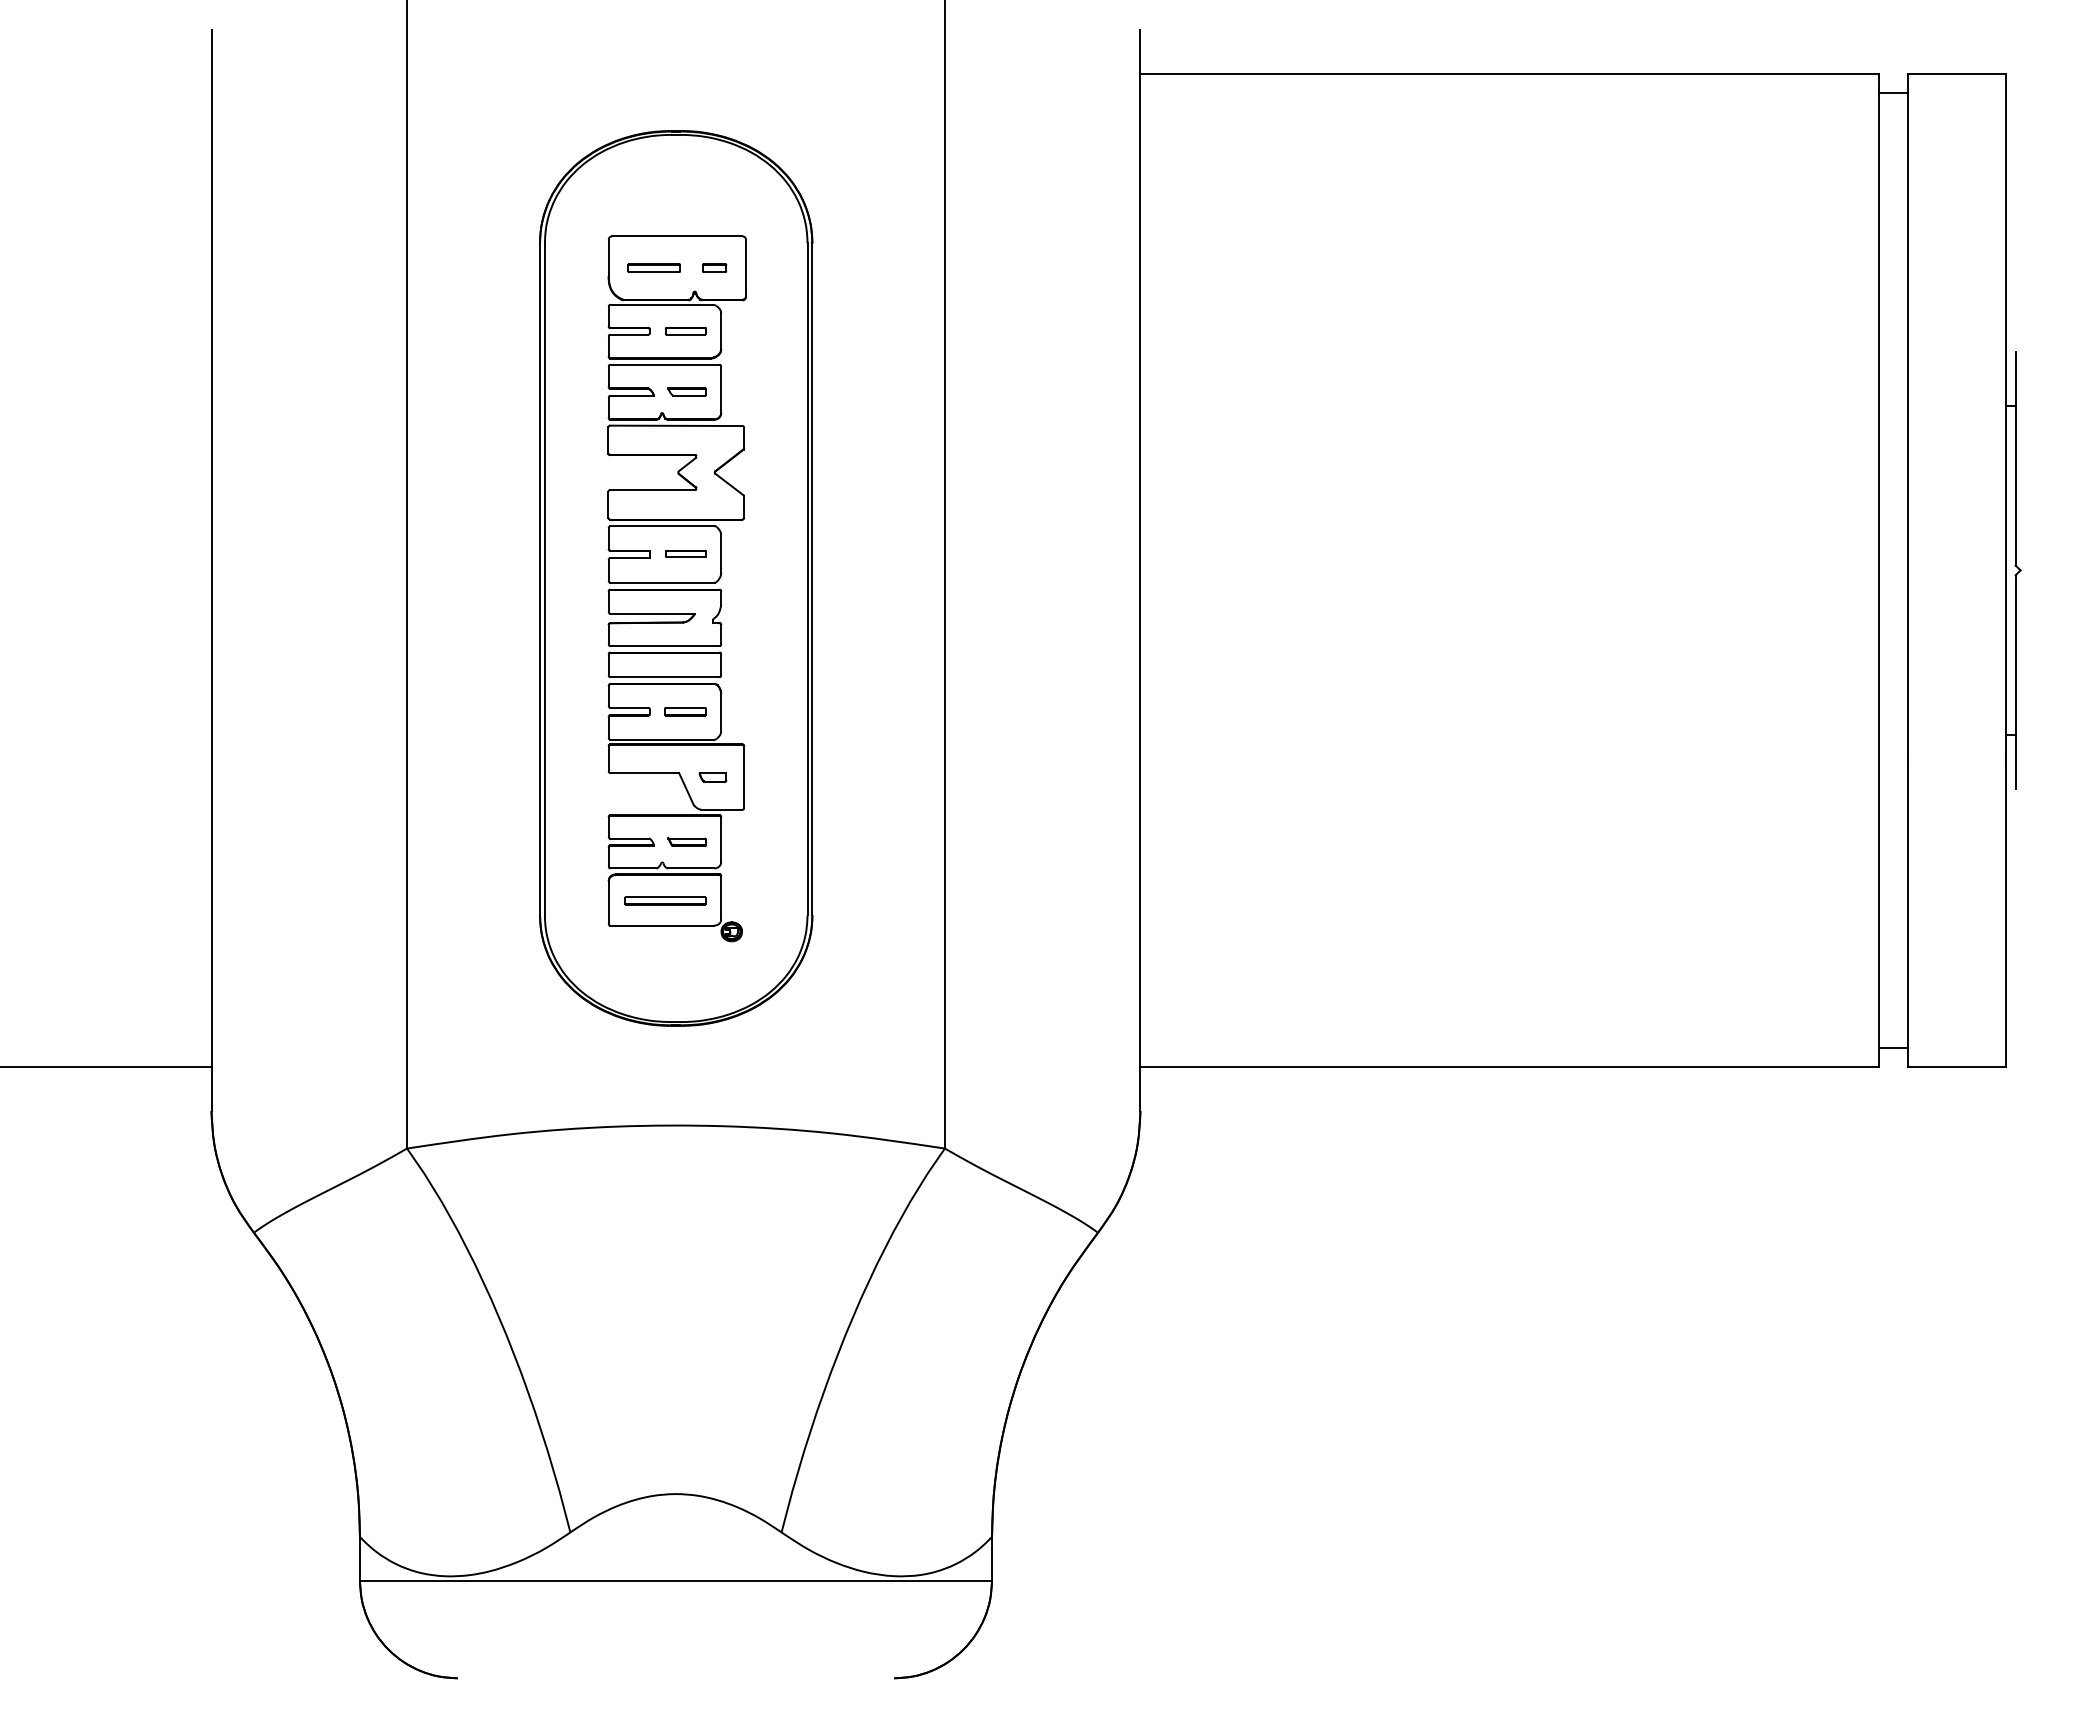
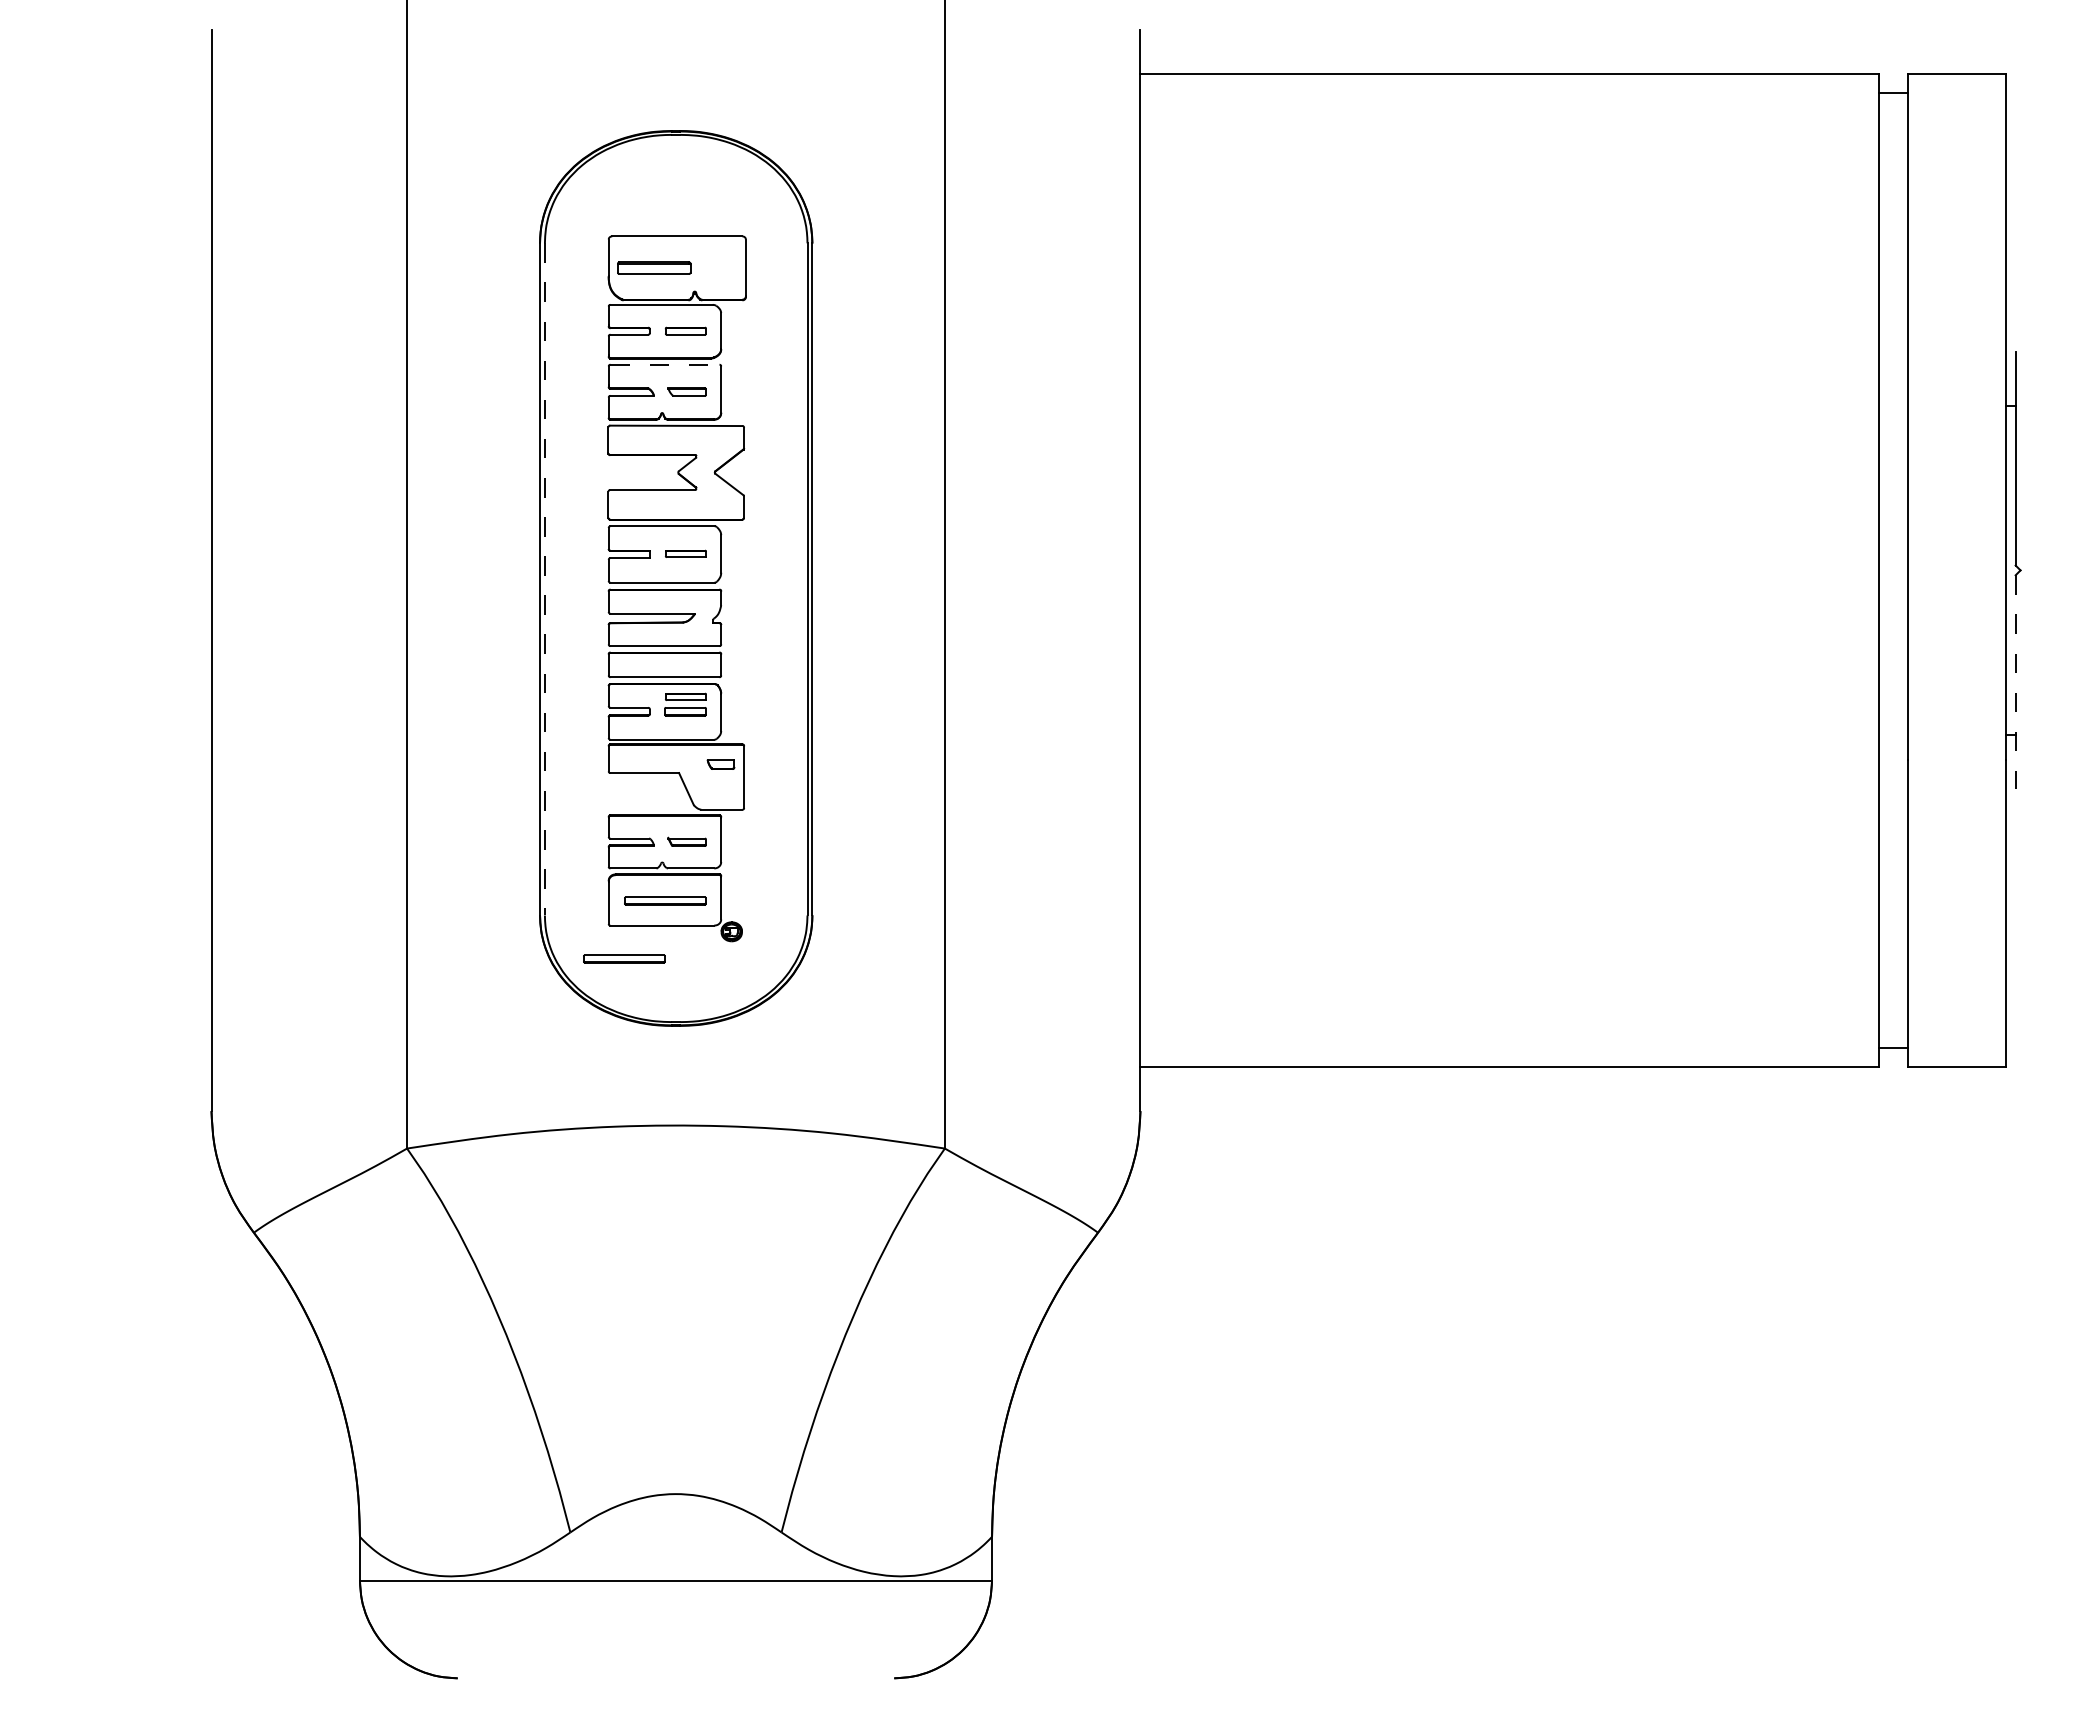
part size: 54x10 px -> 75x14 px (654, 267)
part: present -> none (714, 267)
line: solid -> dashed (664, 364)
line: solid -> dashed (544, 579)
line: solid -> dashed (2015, 682)
part: none -> present (685, 696)
part position: (712, 777) -> (720, 764) (720, 764)
part: none -> present (624, 958)
line: present -> none (106, 1067)
